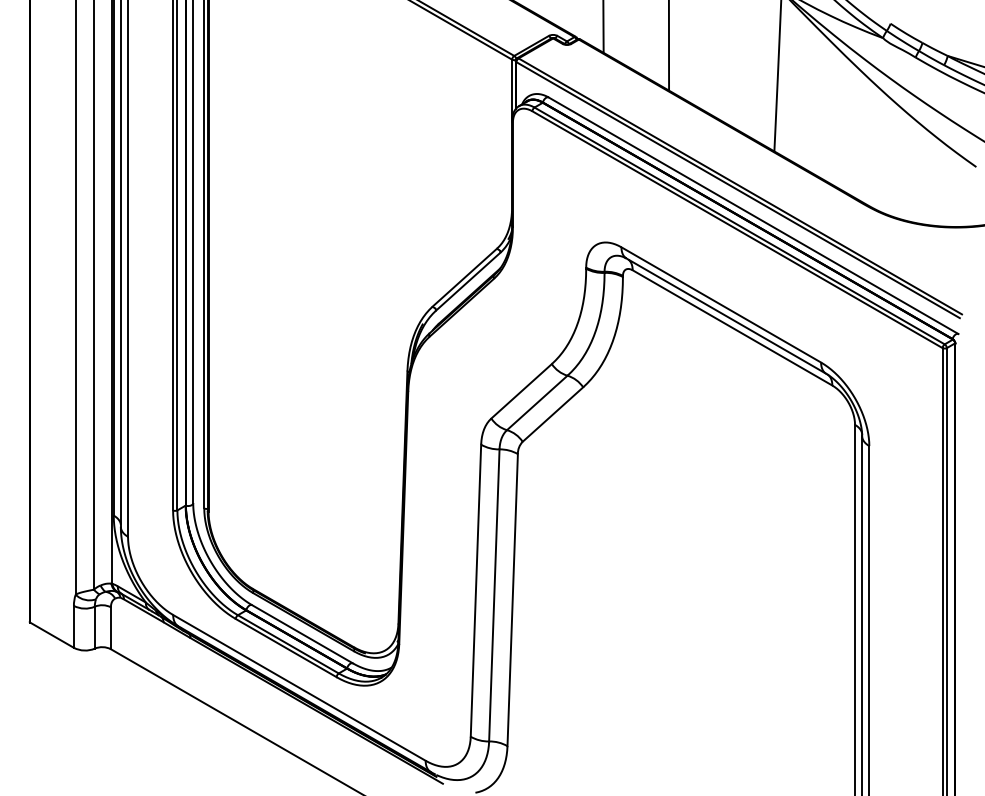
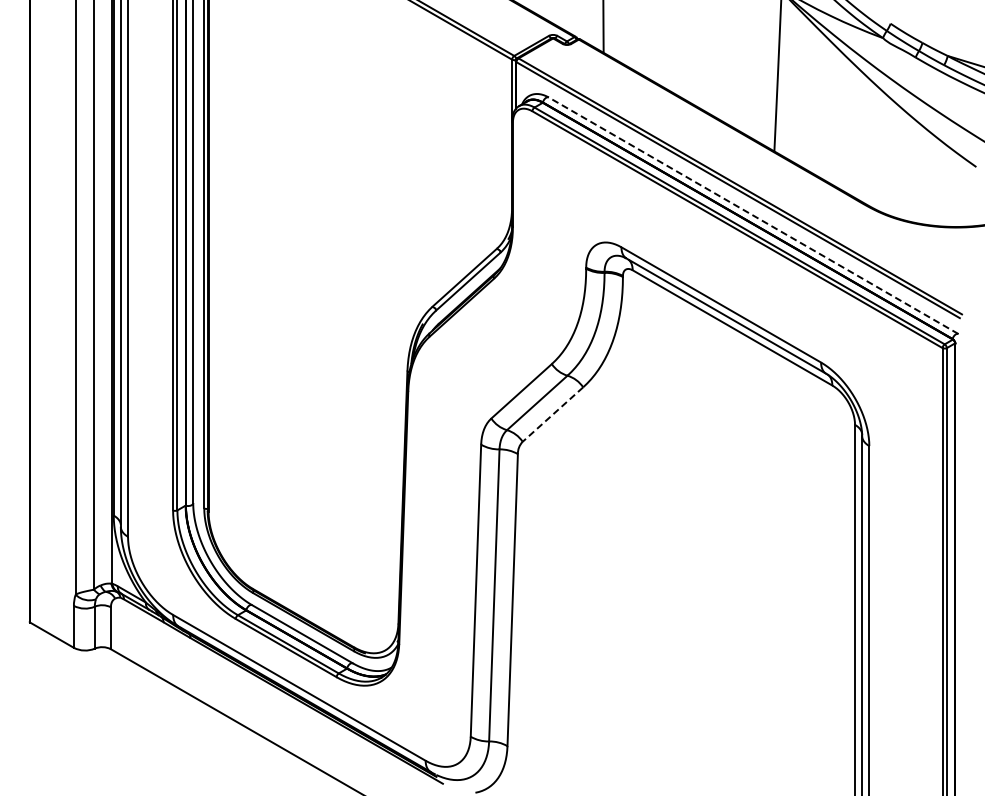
line: present -> none (668, 46)
line: solid -> dashed (753, 215)
line: solid -> dashed (552, 414)
